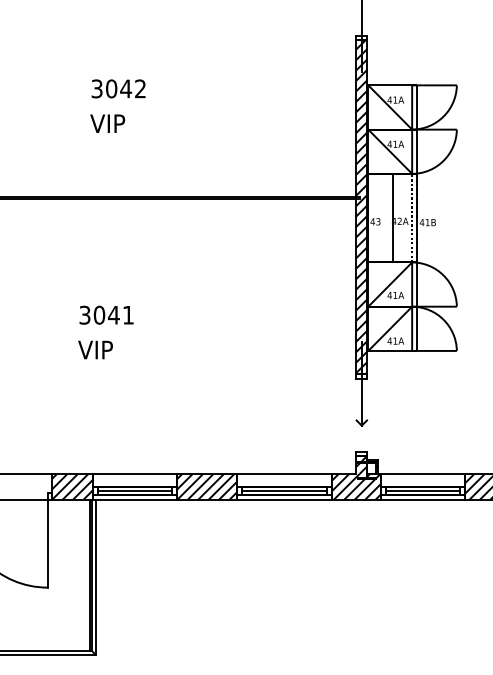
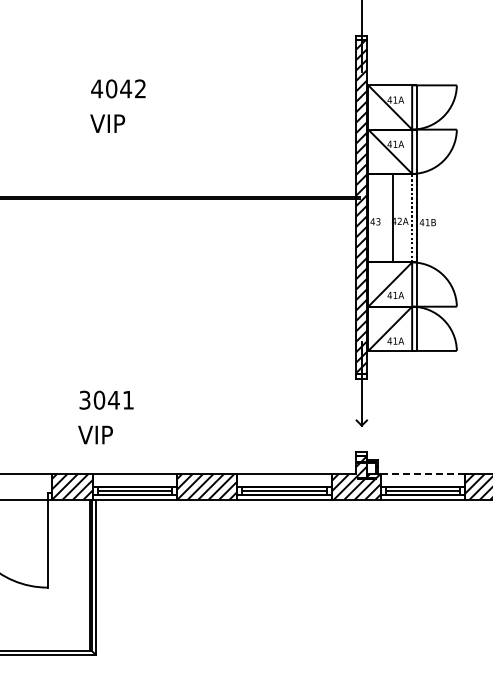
text: 3042 -> 4042 (97, 88)
text position: (105, 332) -> (105, 417) (105, 417)
line: solid -> dashed (422, 474)
